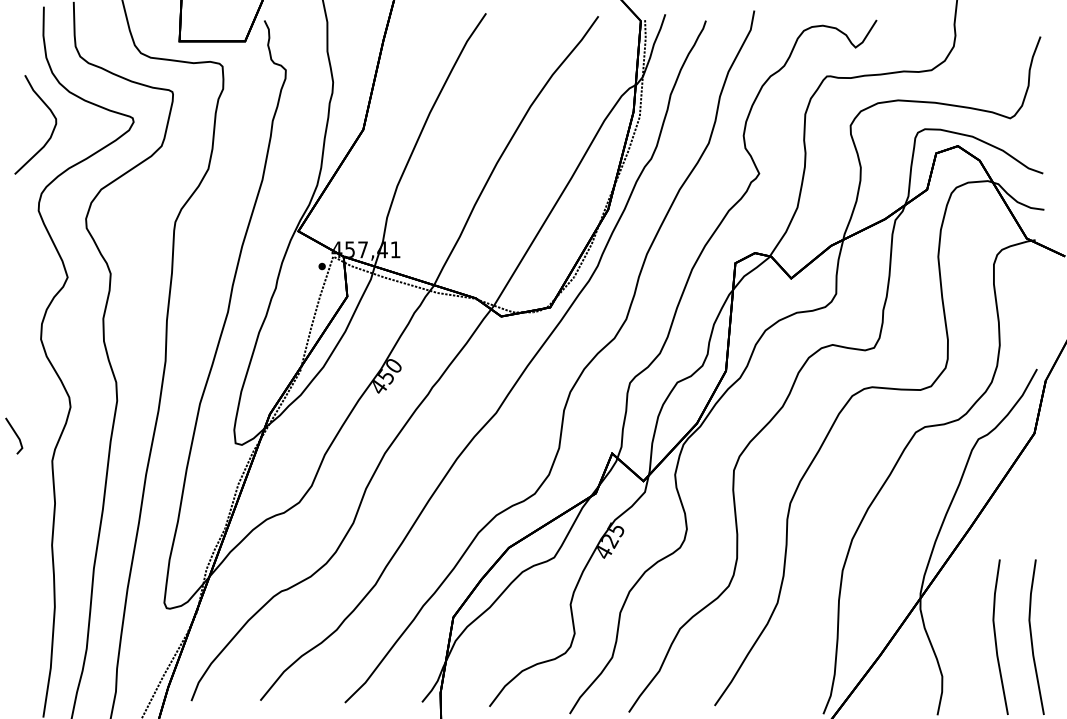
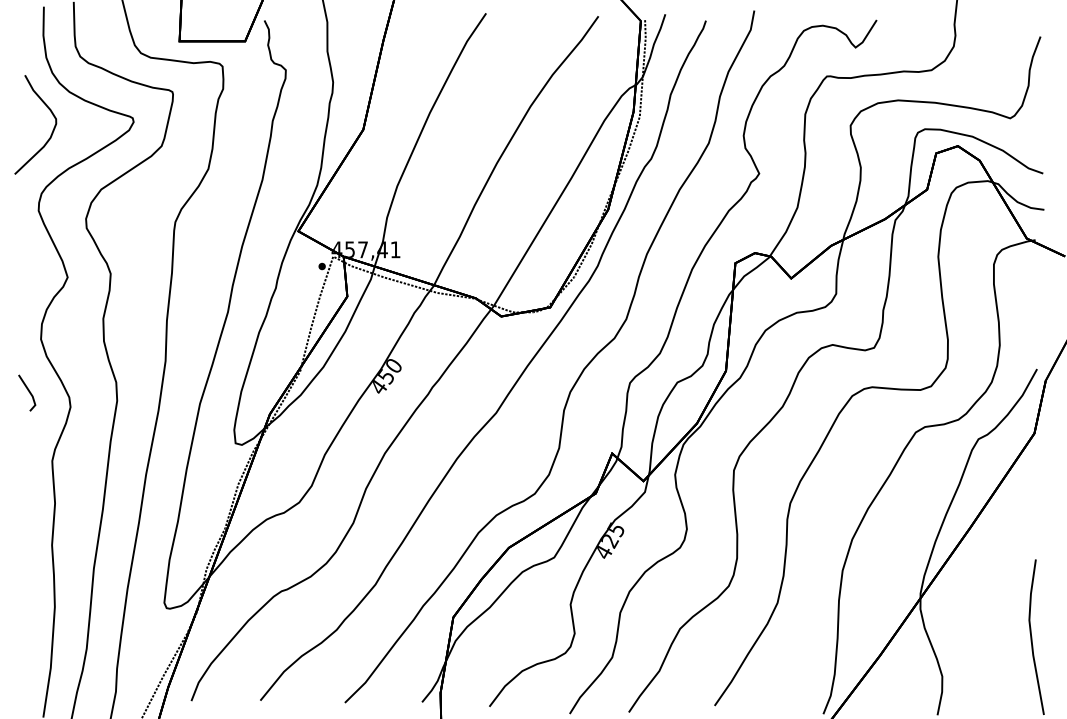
line position: (15, 434) -> (28, 391) (28, 391)
line: present -> none (996, 636)
